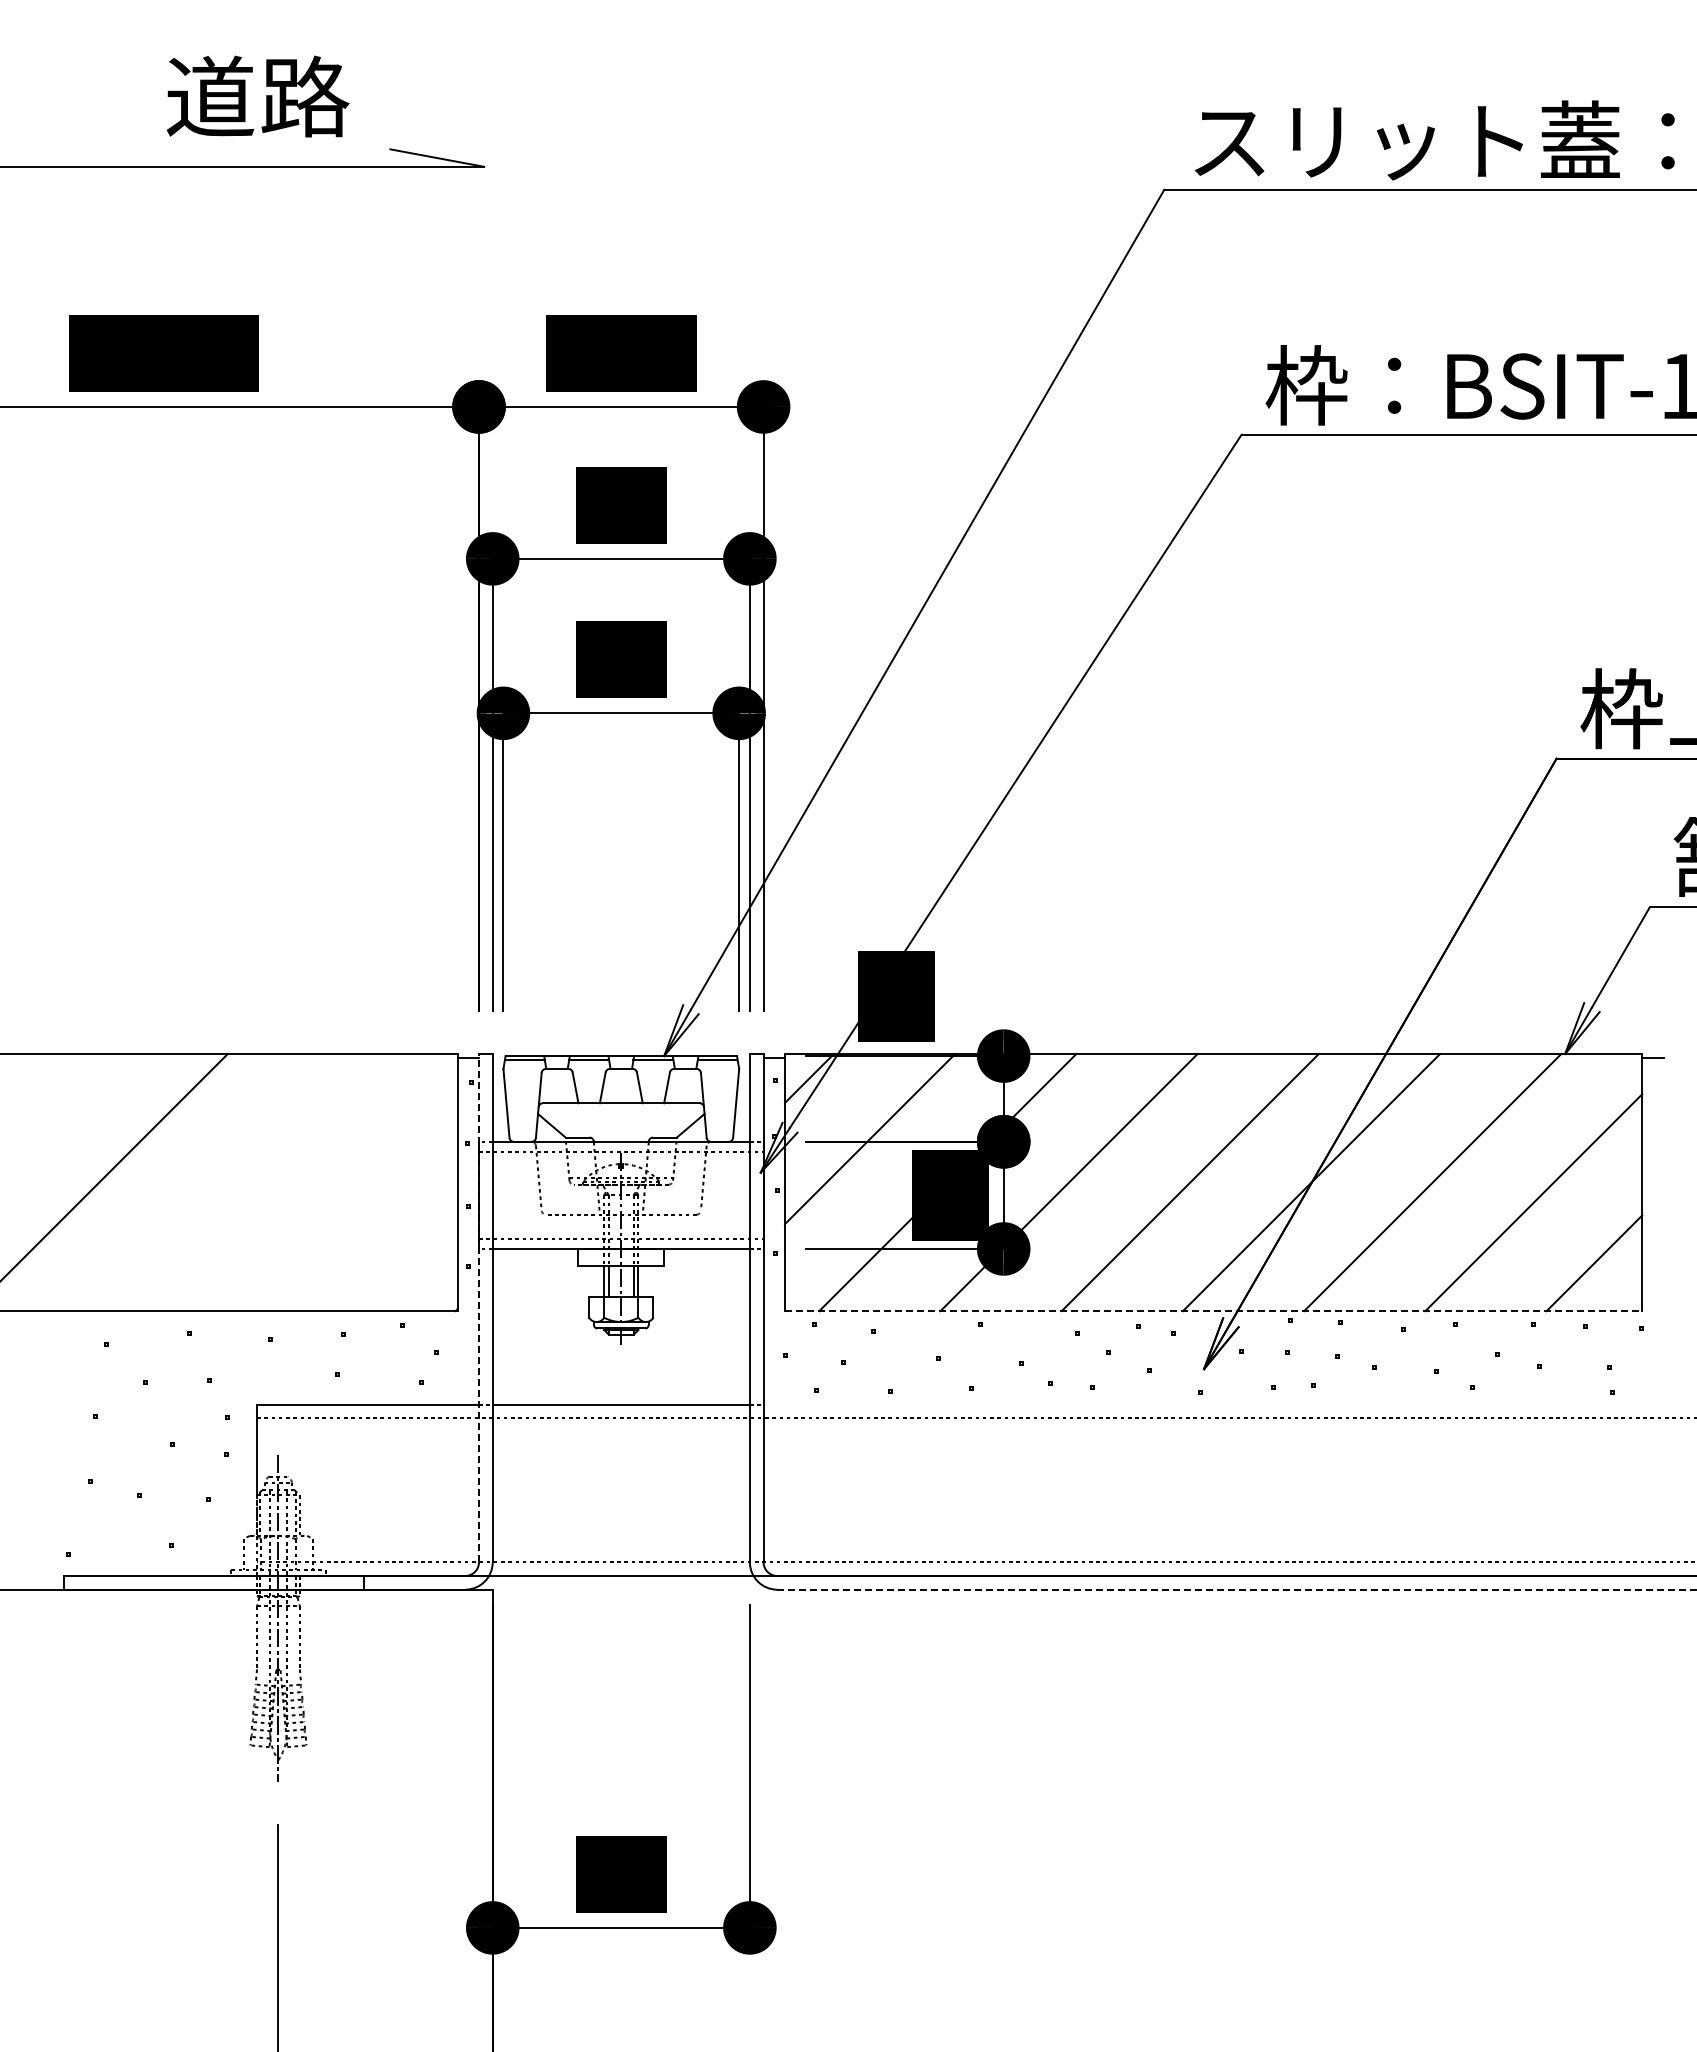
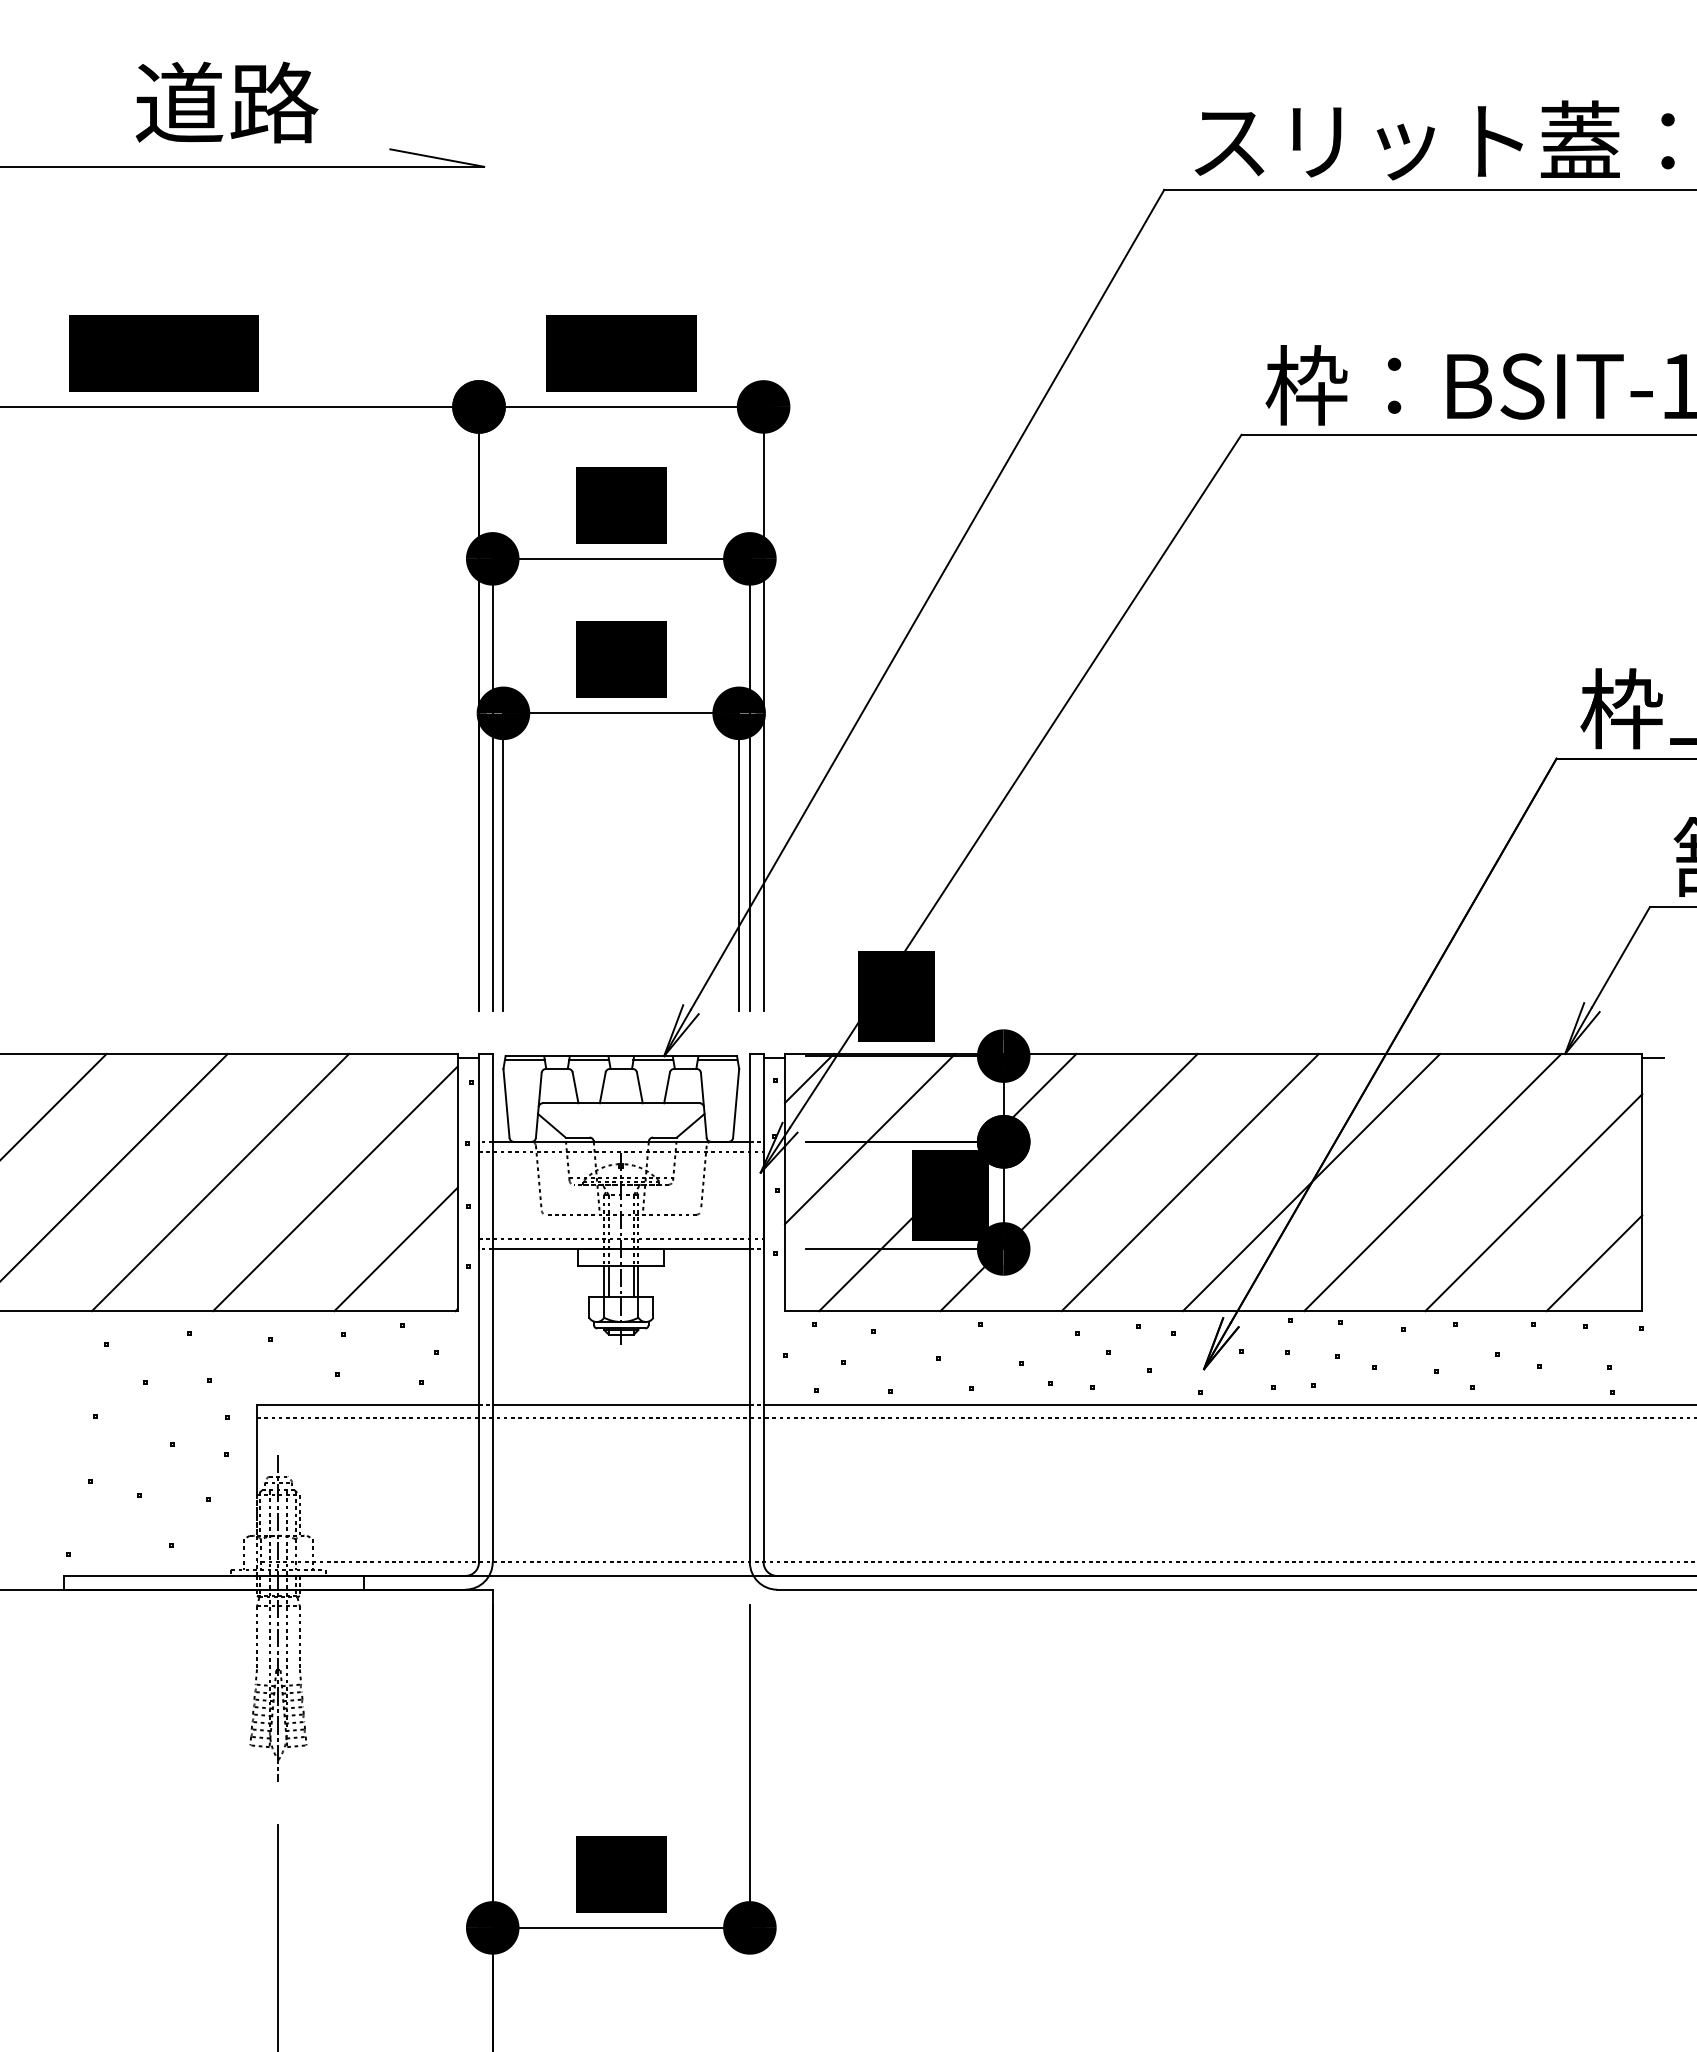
text position: (257, 96) -> (226, 102) (226, 102)
line: none -> present (54, 1105)
line: none -> present (220, 1182)
line: none -> present (335, 1188)
line: none -> present (395, 1249)
line: dashed -> solid (479, 1307)
line: dashed -> solid (1213, 1311)
line: none -> present (1228, 1404)
line: dashed -> solid (1237, 1589)
